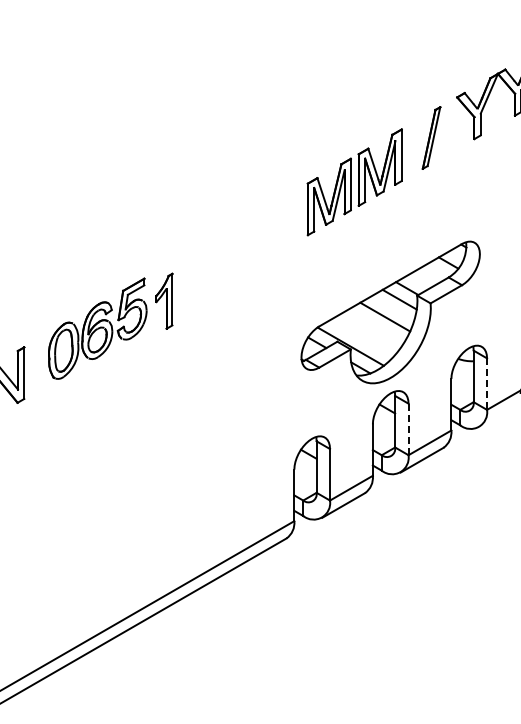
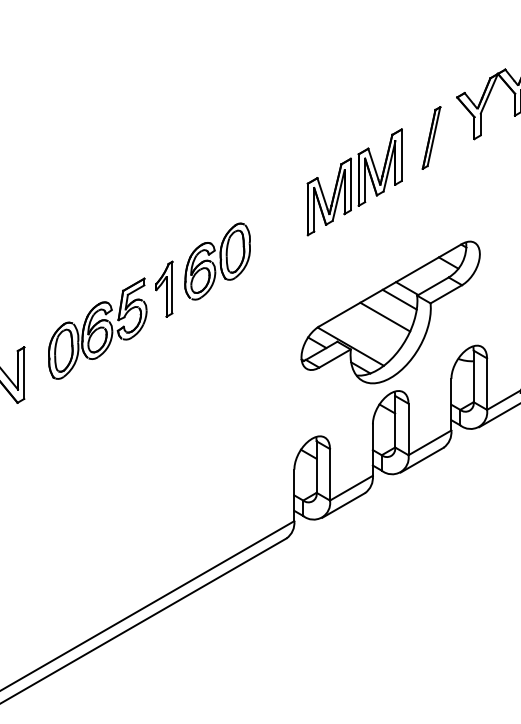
part: none -> present (217, 261)
part position: (164, 300) -> (164, 288) (164, 288)
line: dashed -> solid (487, 384)
line: none -> present (498, 416)
line: dashed -> solid (408, 429)
